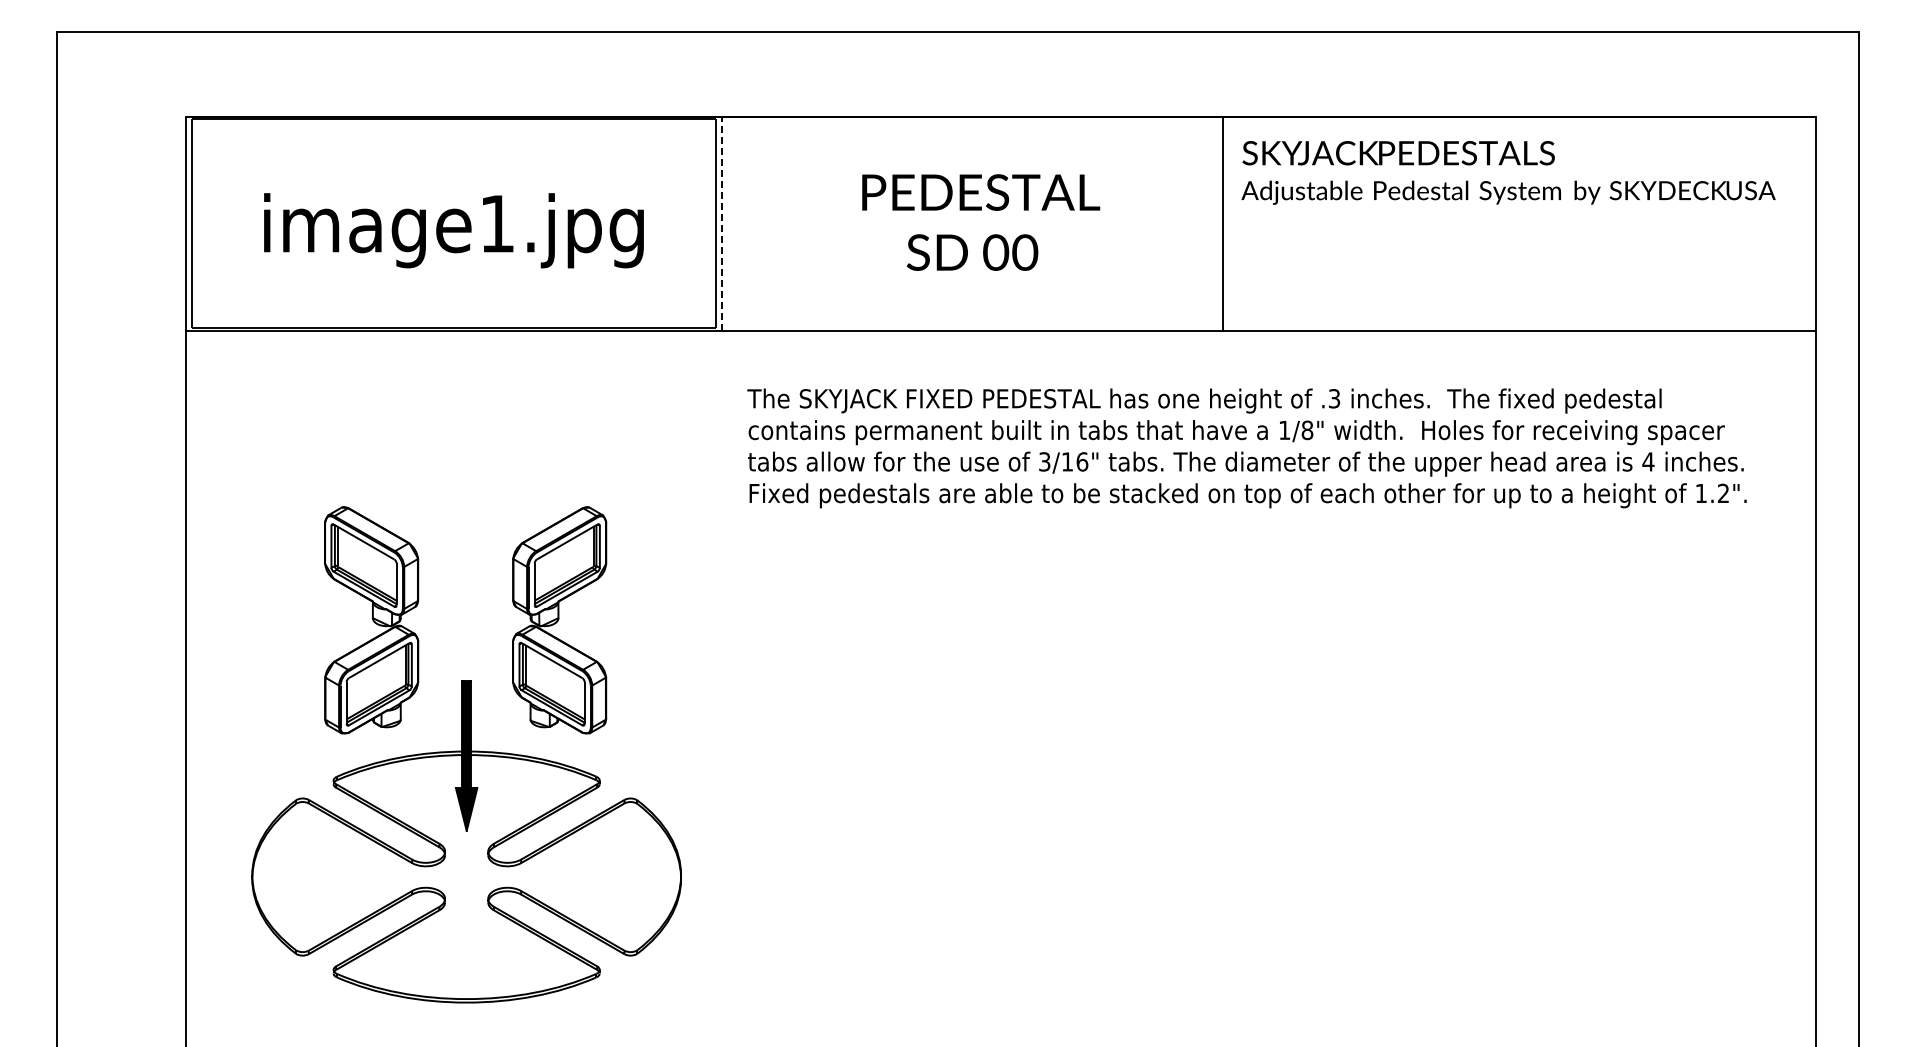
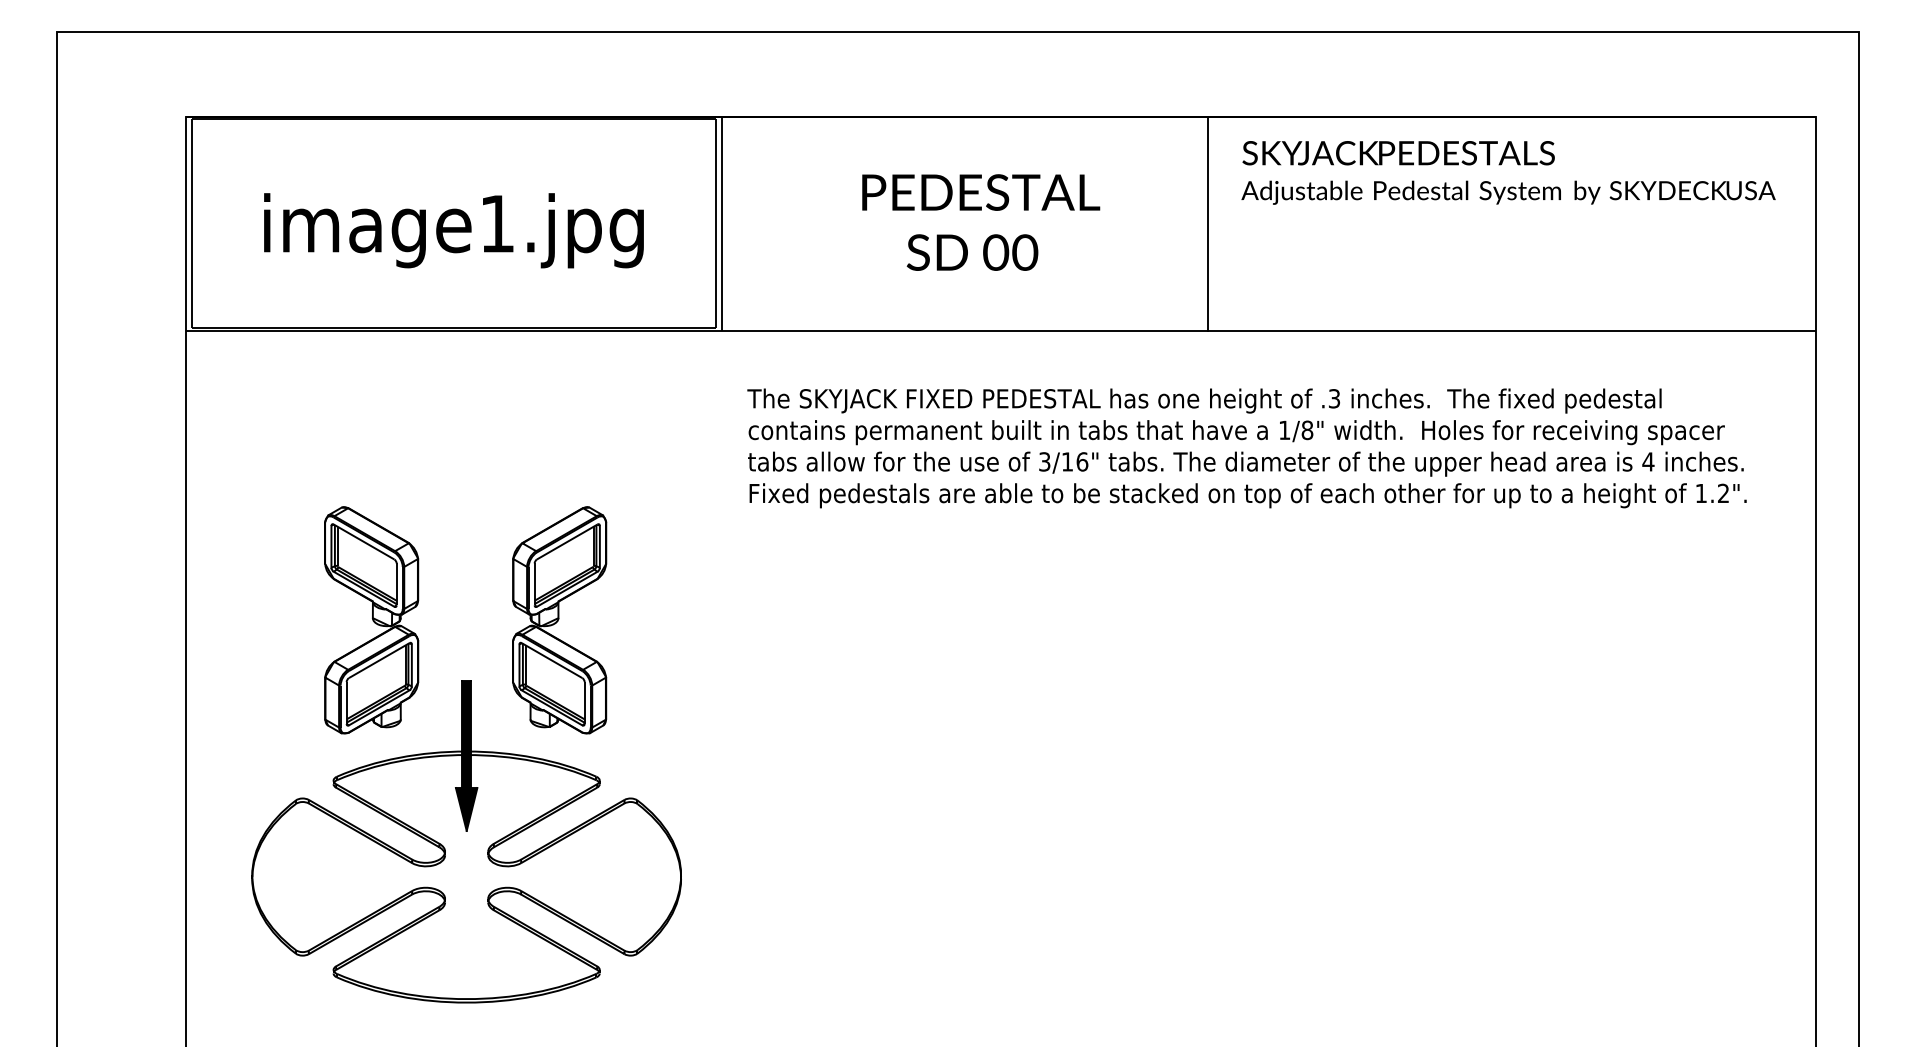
line: dashed -> solid (722, 224)
line position: (1223, 224) -> (1208, 224) (1208, 224)
